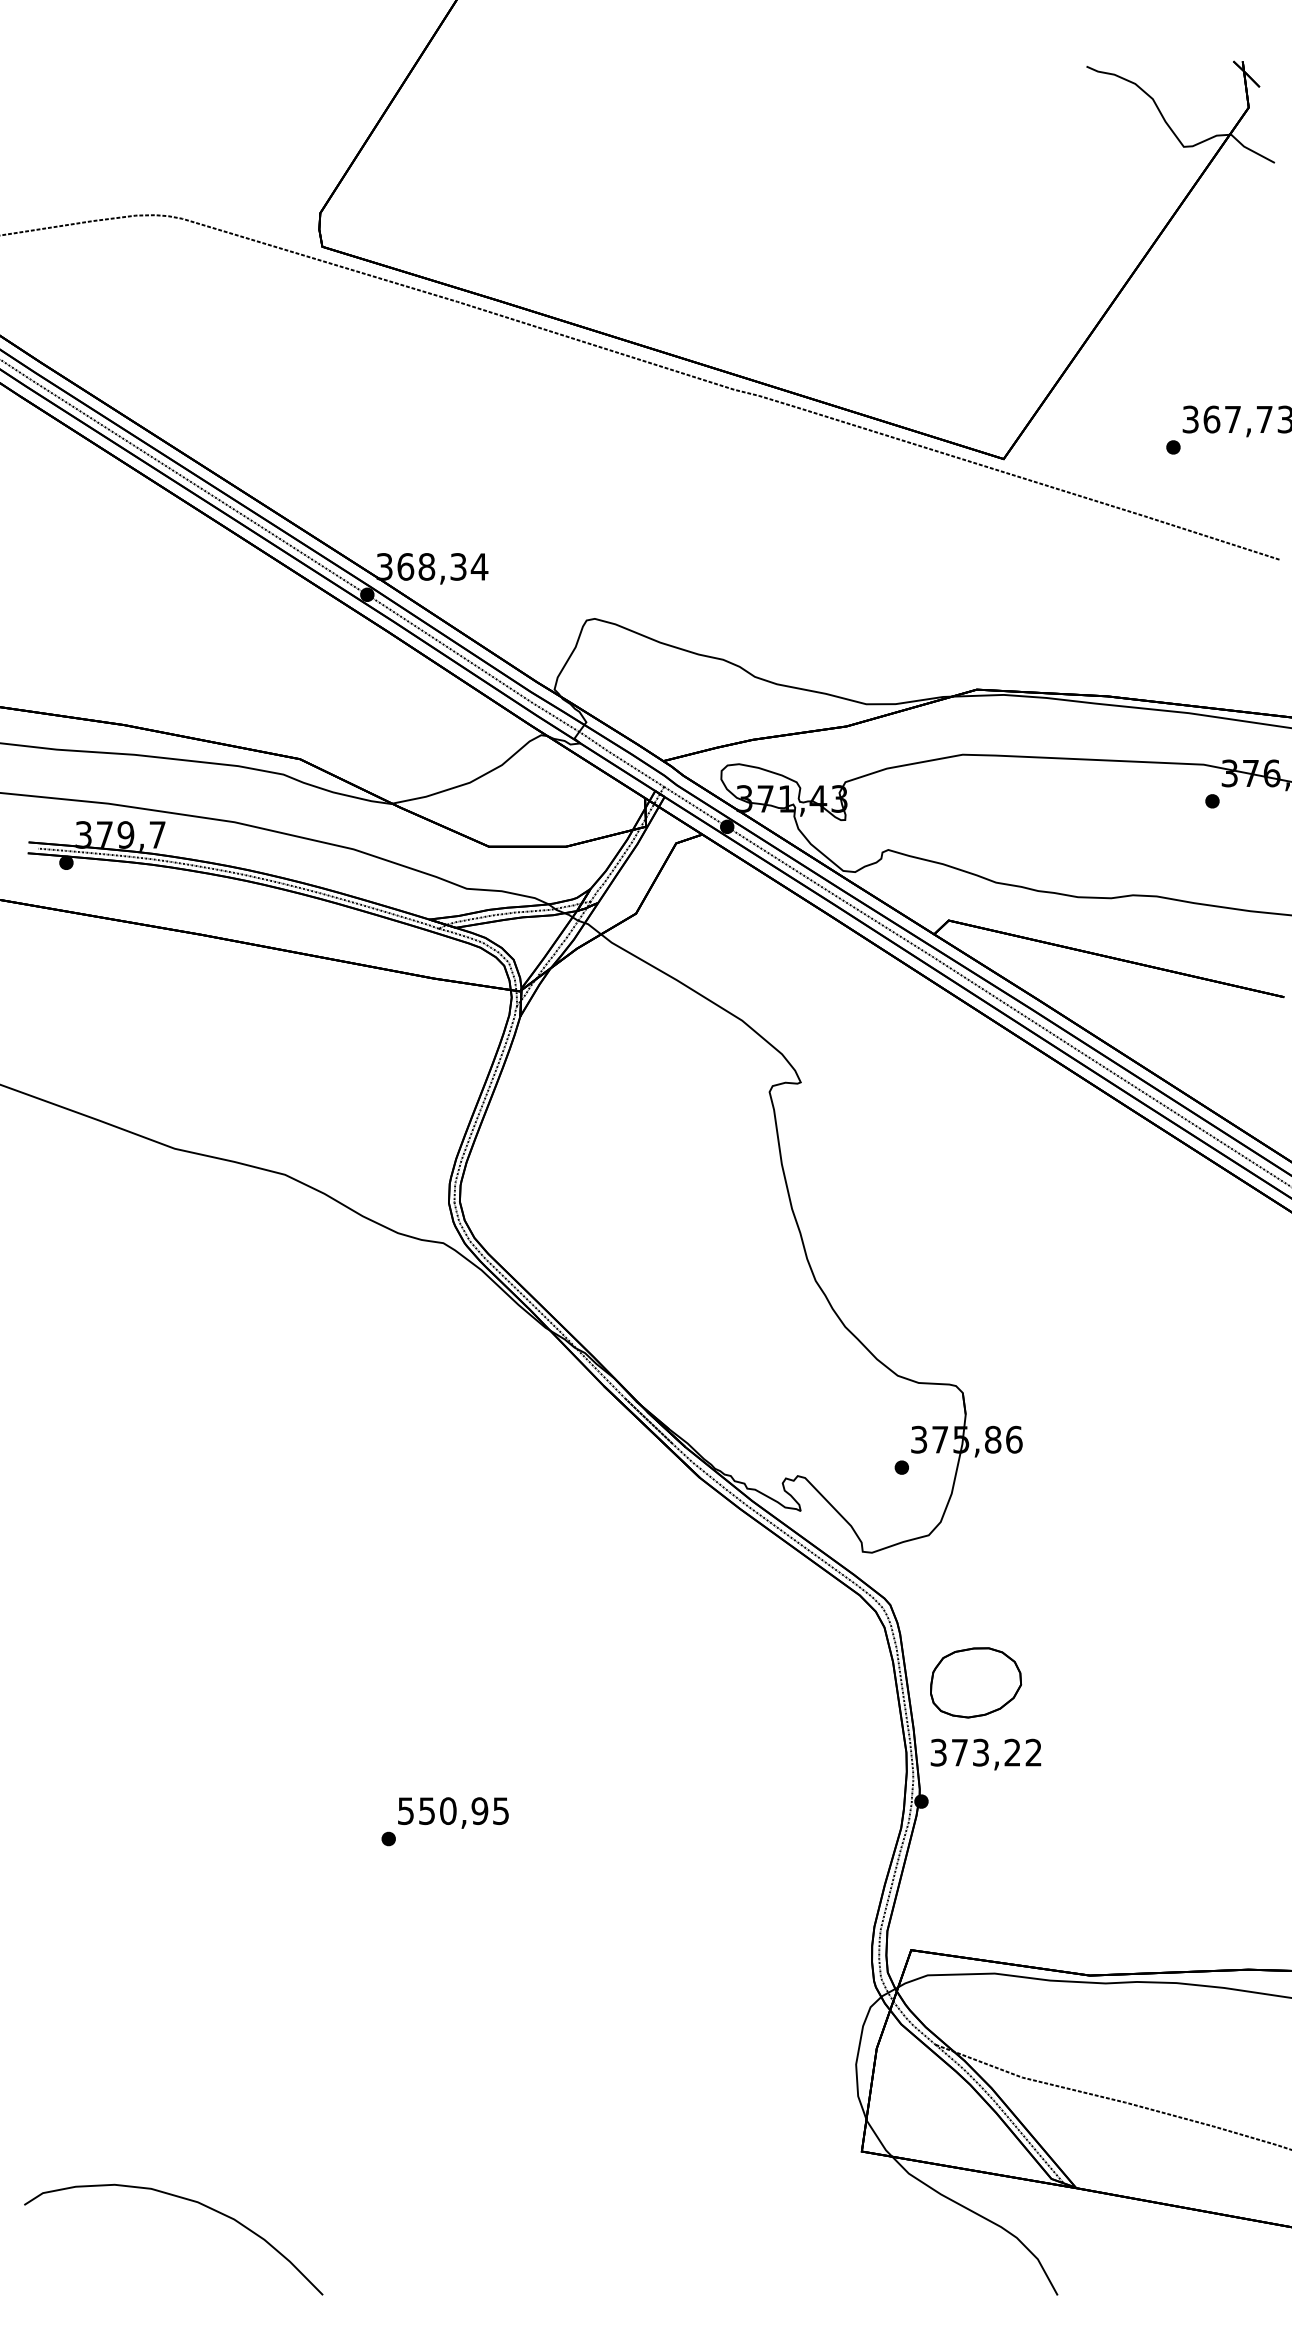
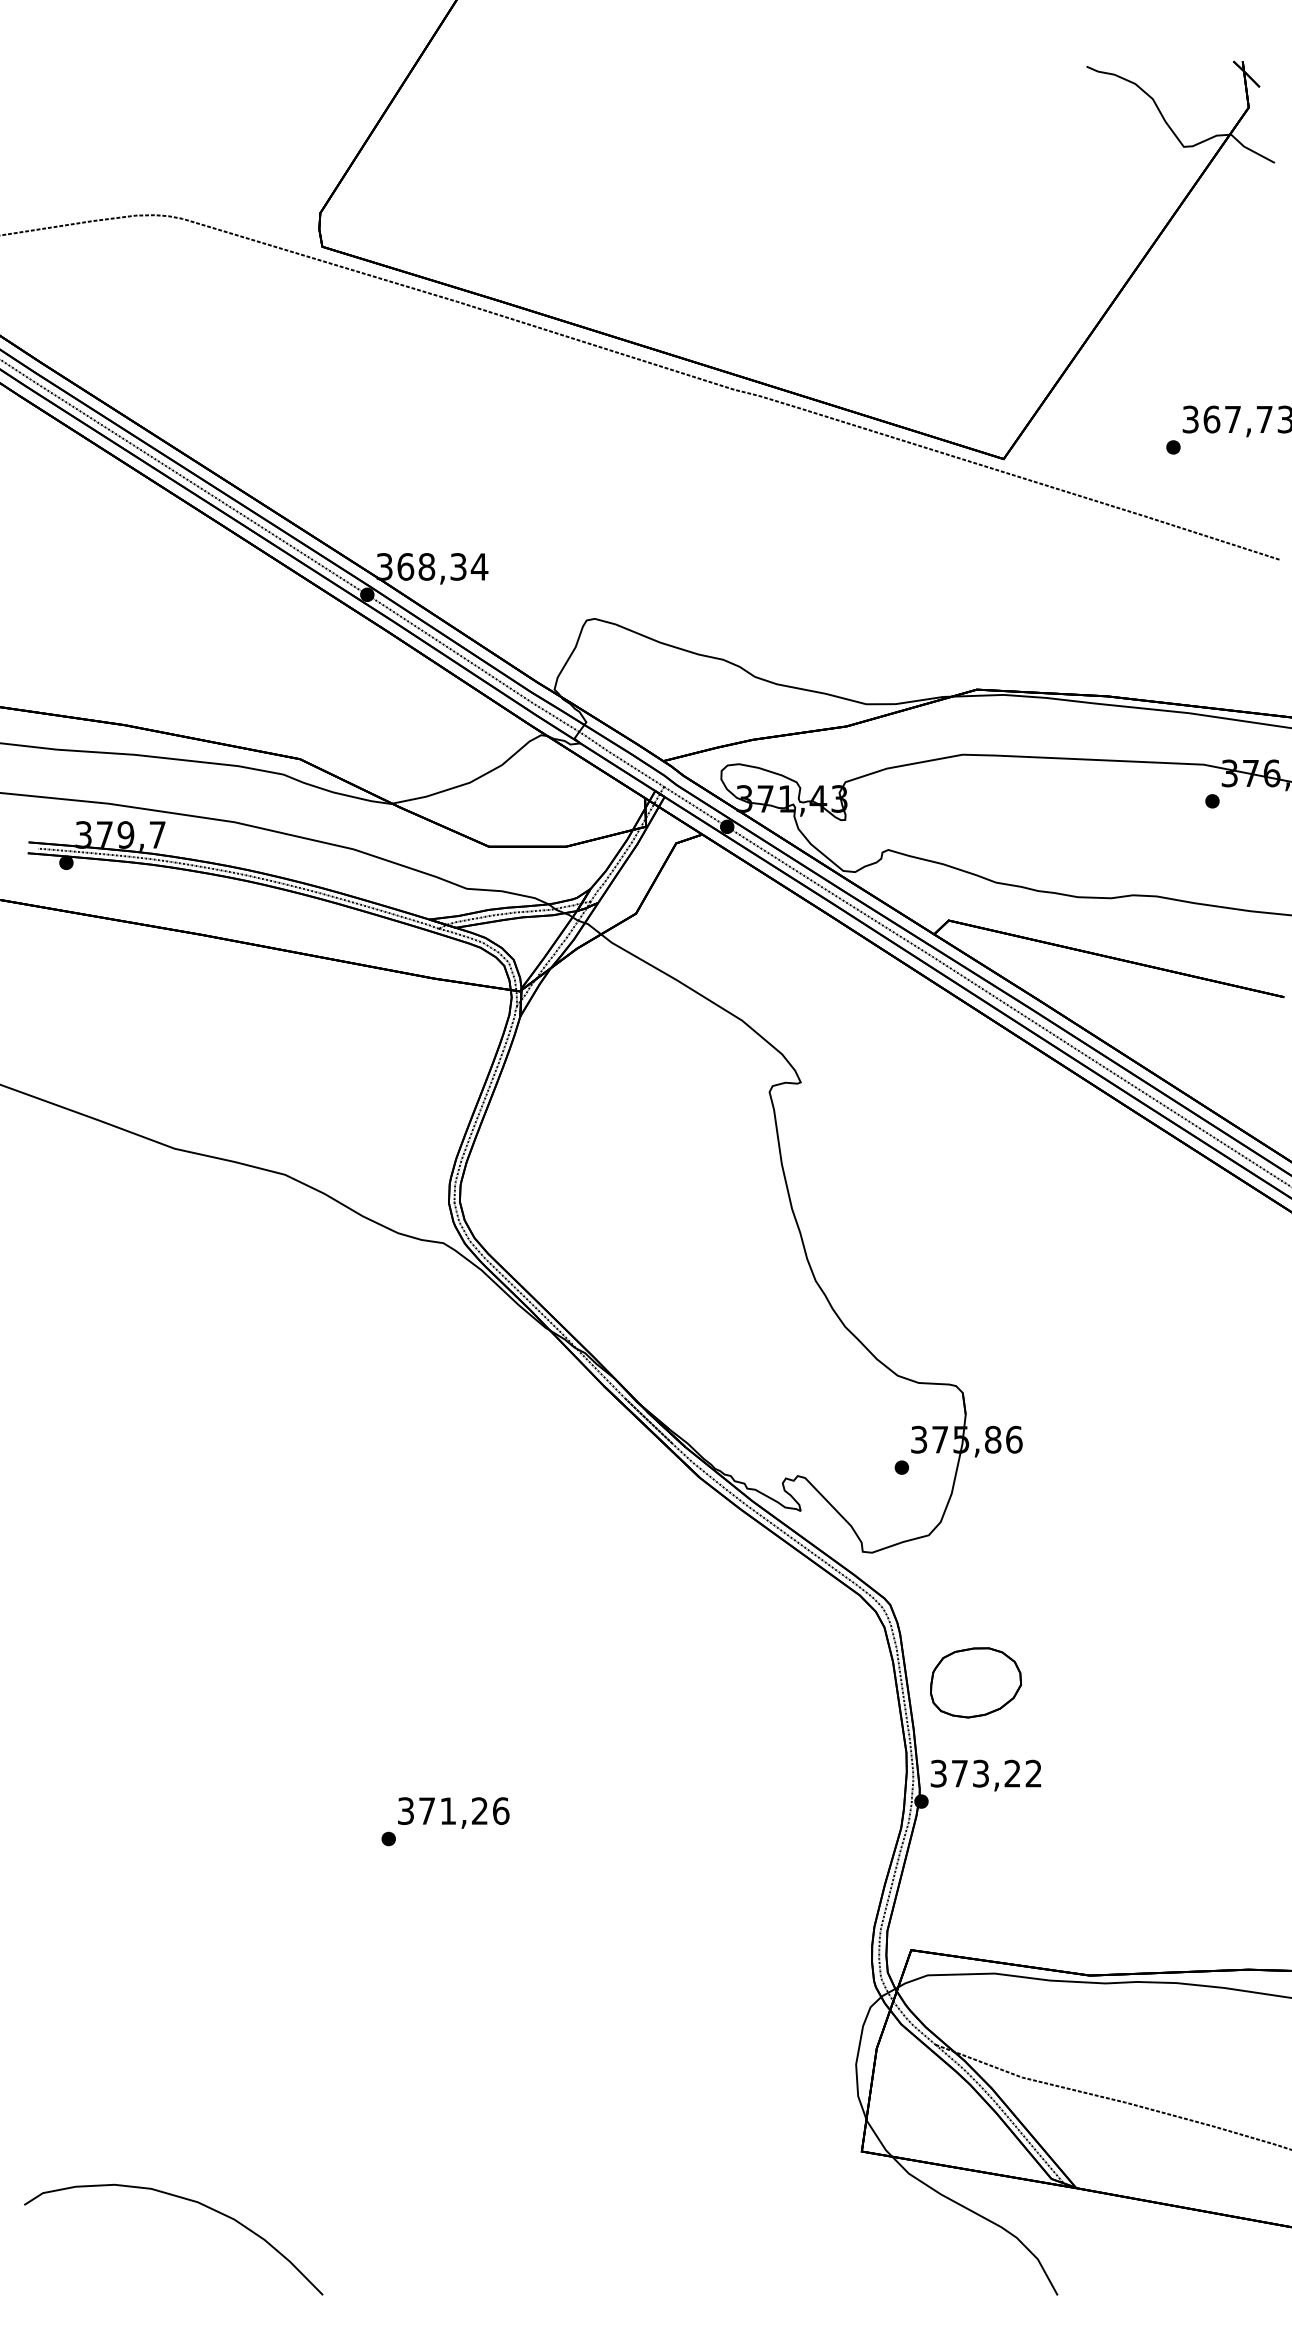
text position: (985, 1754) -> (985, 1775) (985, 1775)
text: 550,95 -> 371,26 (453, 1811)
